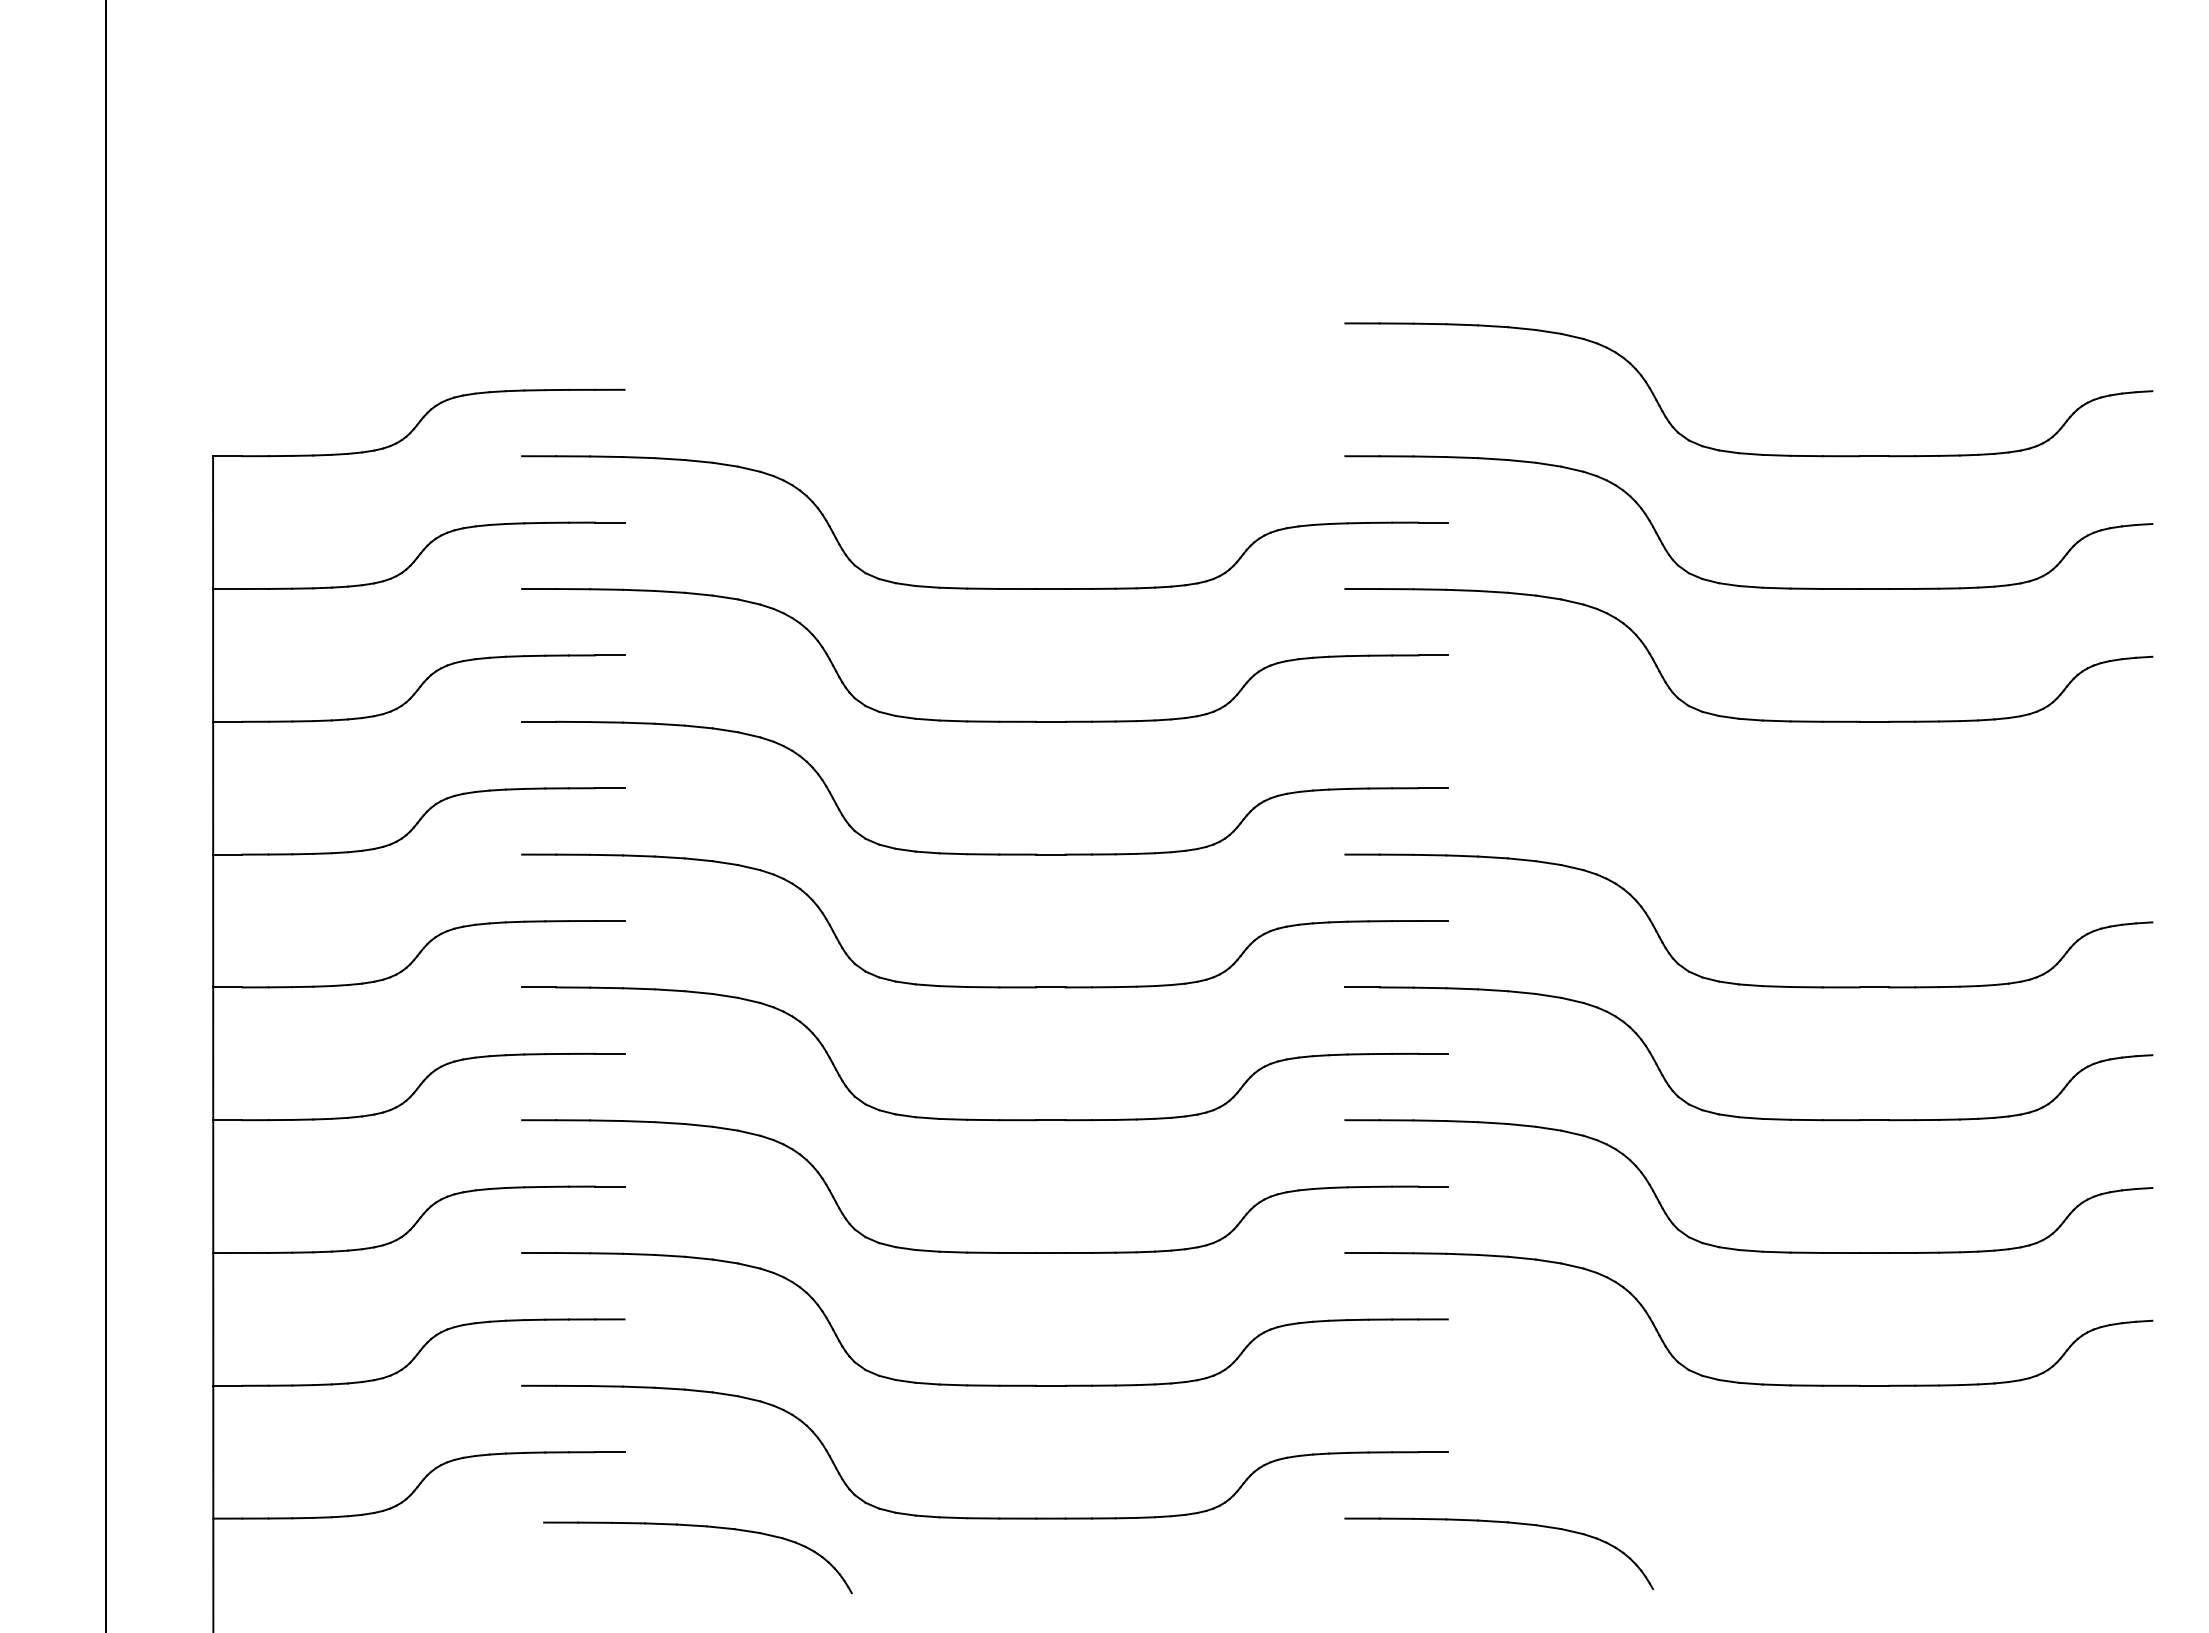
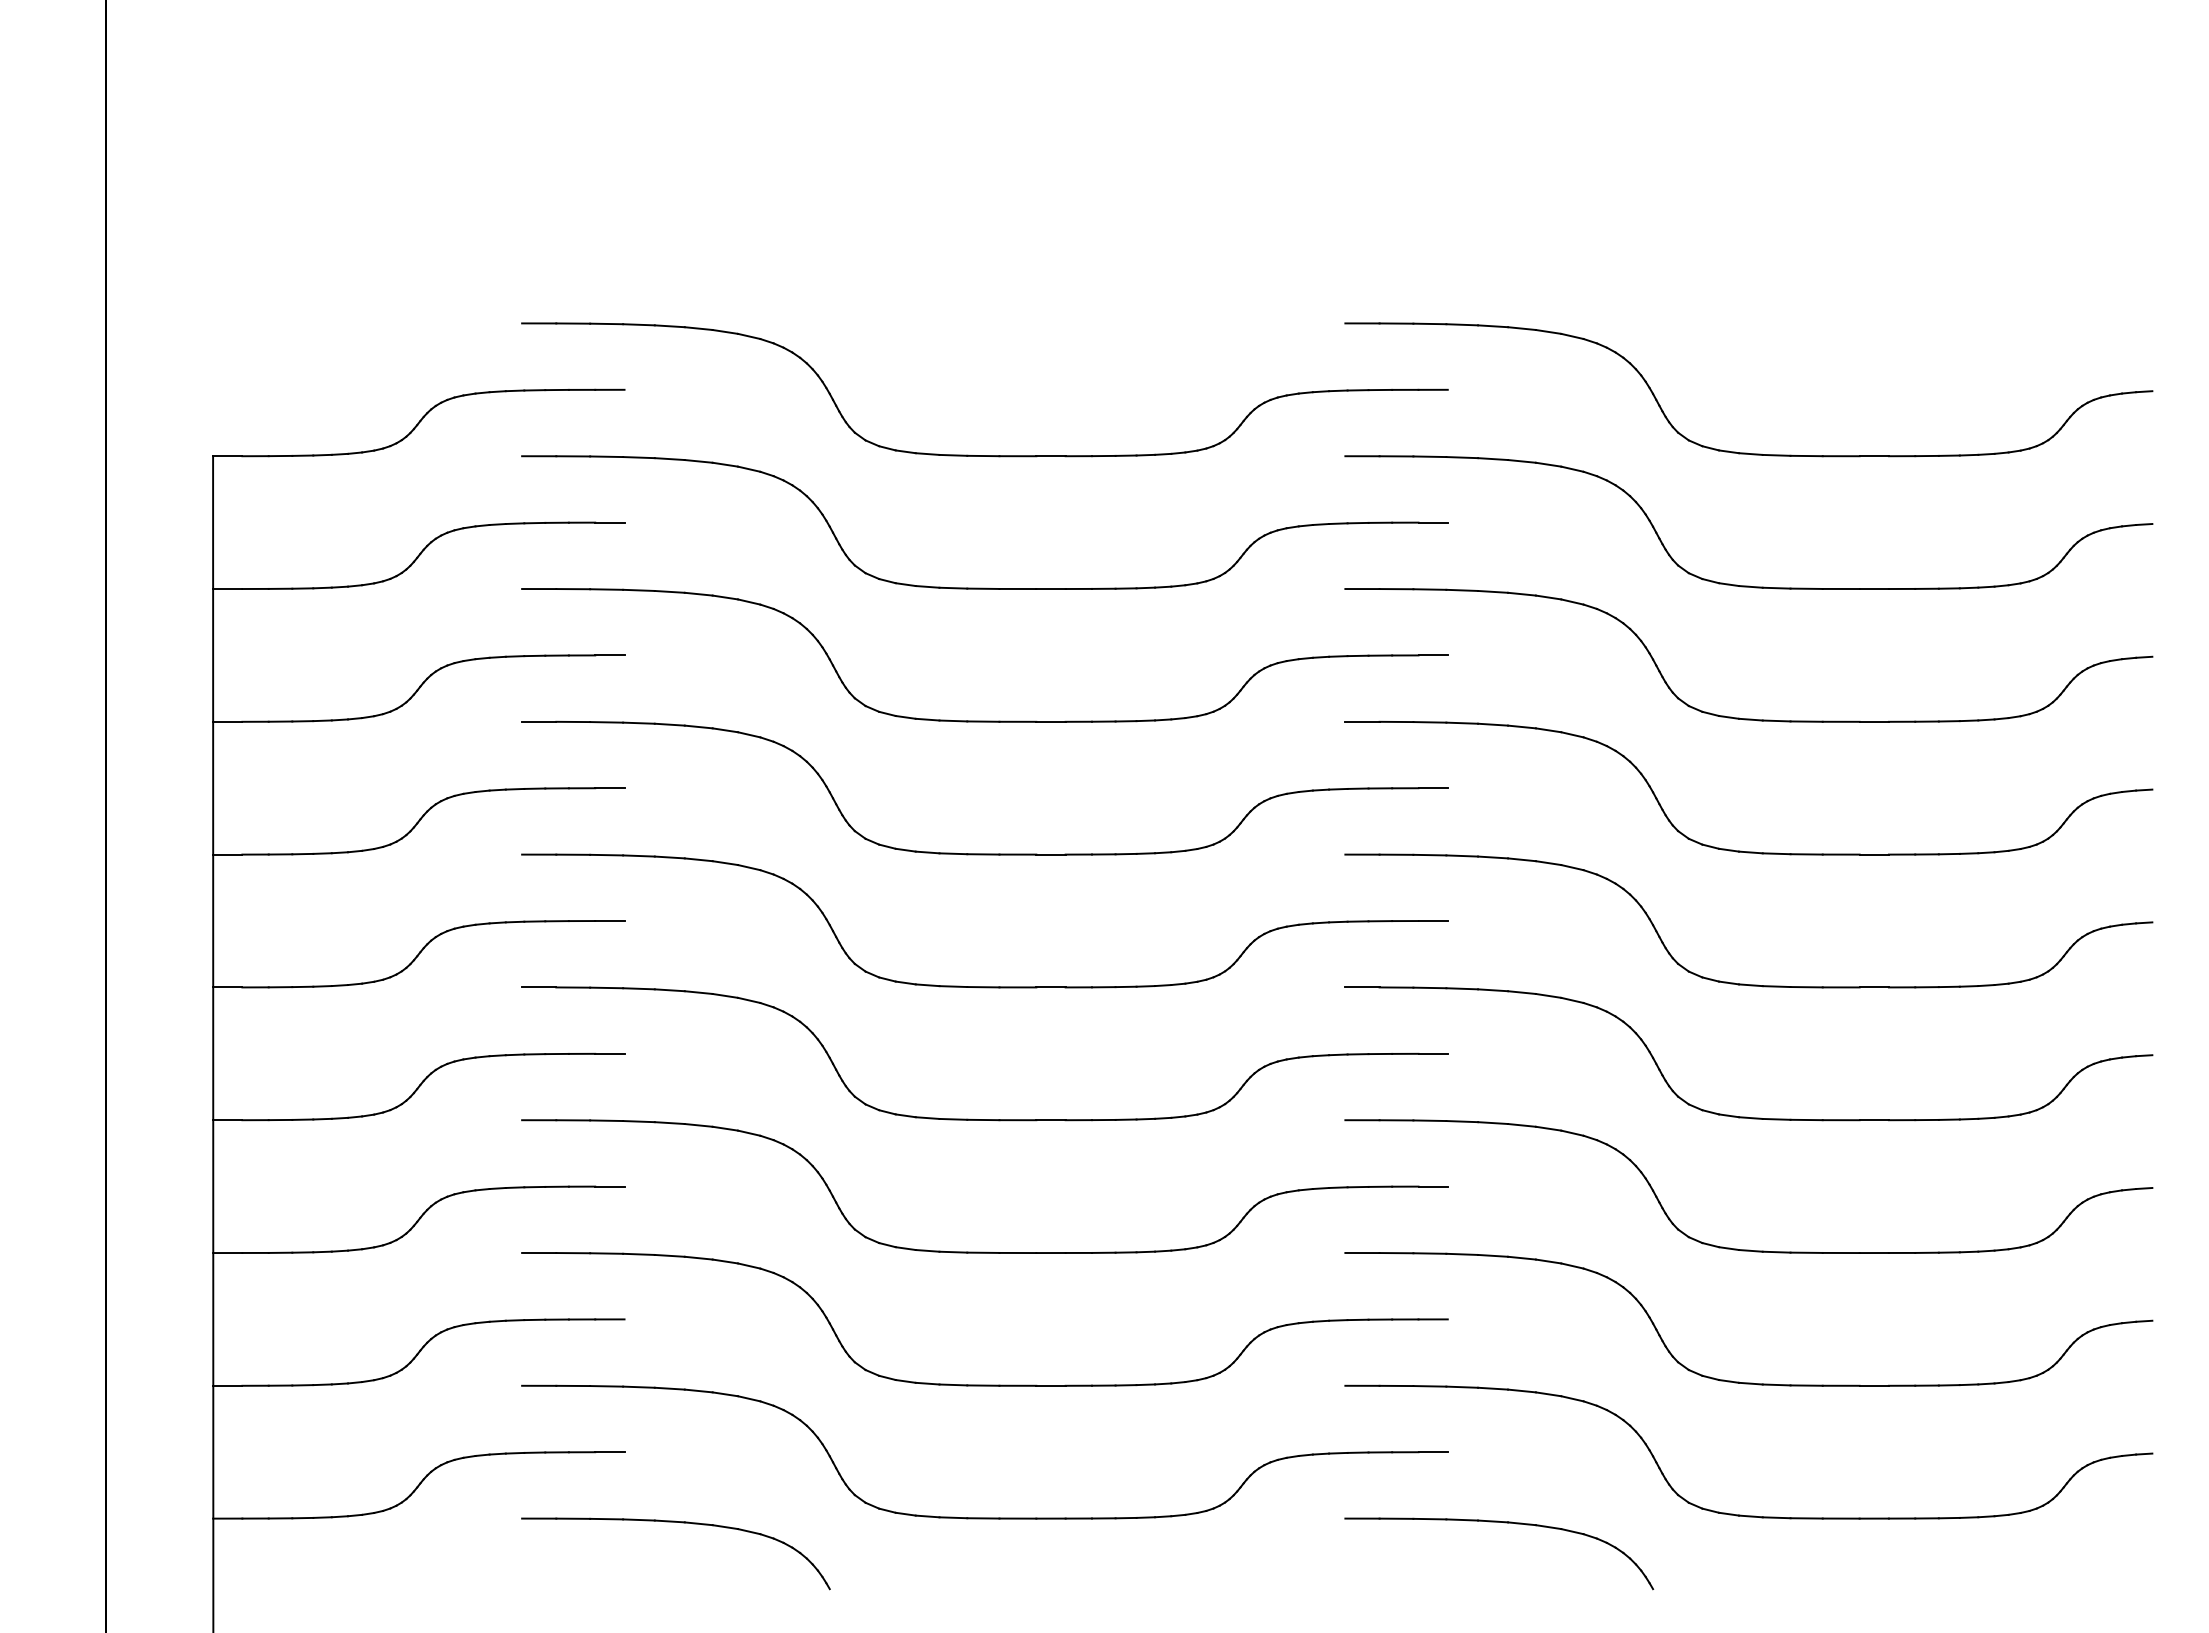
part: none -> present (984, 455)
part: none -> present (1741, 850)
part: none -> present (1741, 1514)
part position: (703, 1527) -> (681, 1523) (681, 1523)
